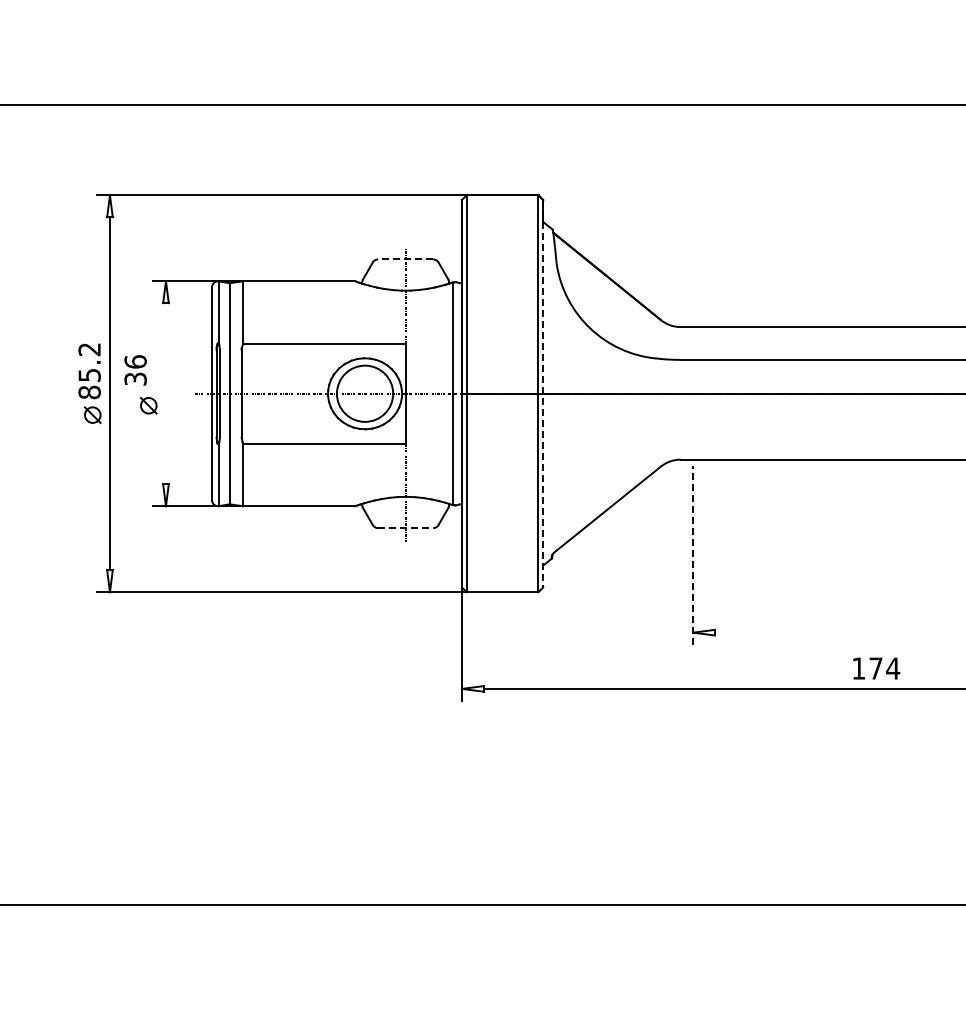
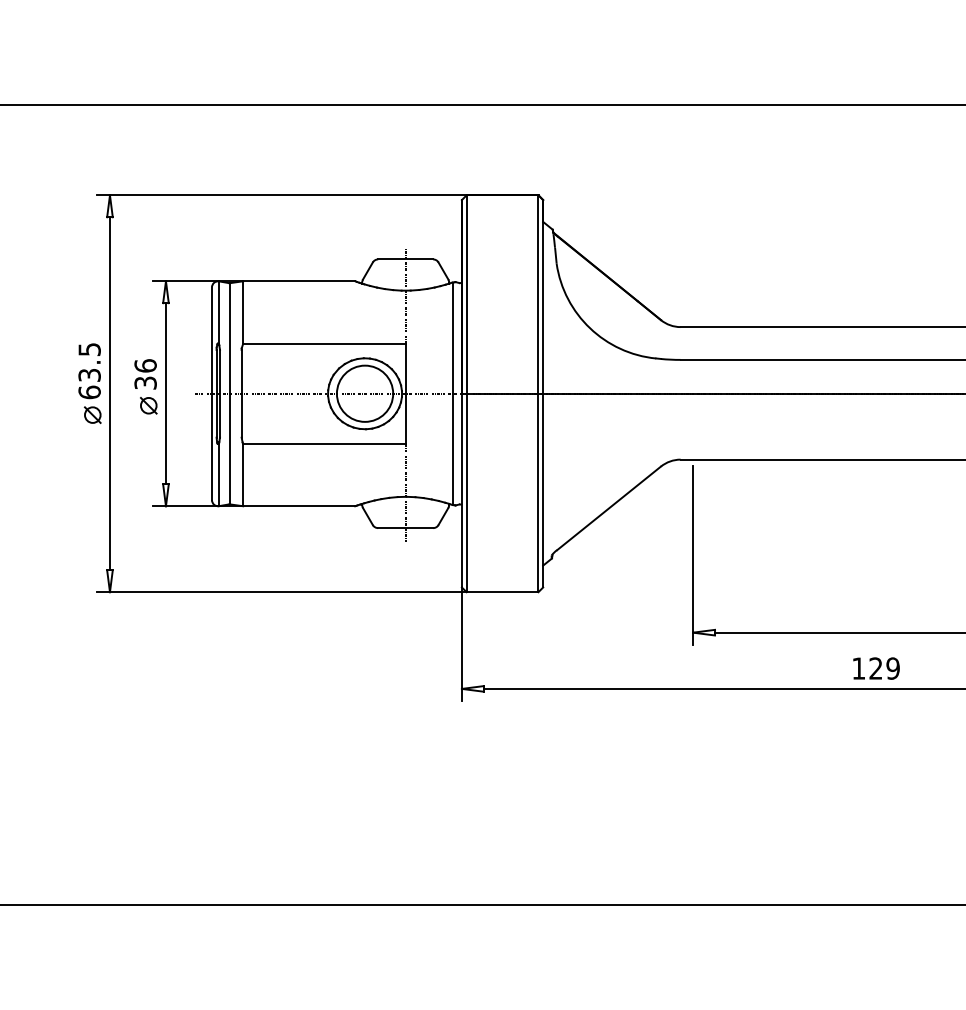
line: dashed -> solid (405, 259)
text position: (135, 370) -> (145, 374) (145, 374)
text: 85.2 -> 63.5 (89, 371)
line: none -> present (165, 393)
line: dashed -> solid (543, 393)
line: dashed -> solid (406, 528)
line: dashed -> solid (693, 555)
line: none -> present (838, 632)
text: 174 -> 129 (884, 668)
